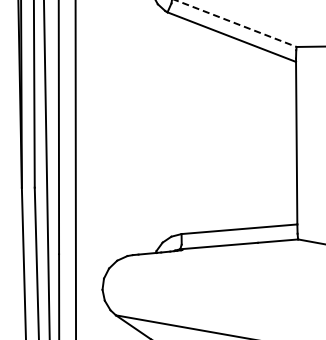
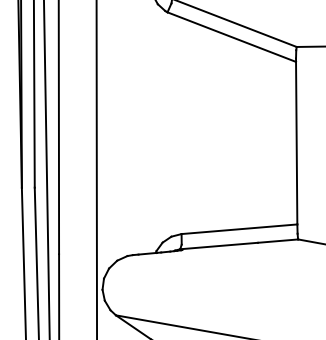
line: dashed -> solid (236, 23)
line position: (75, 169) -> (96, 169) (96, 169)
